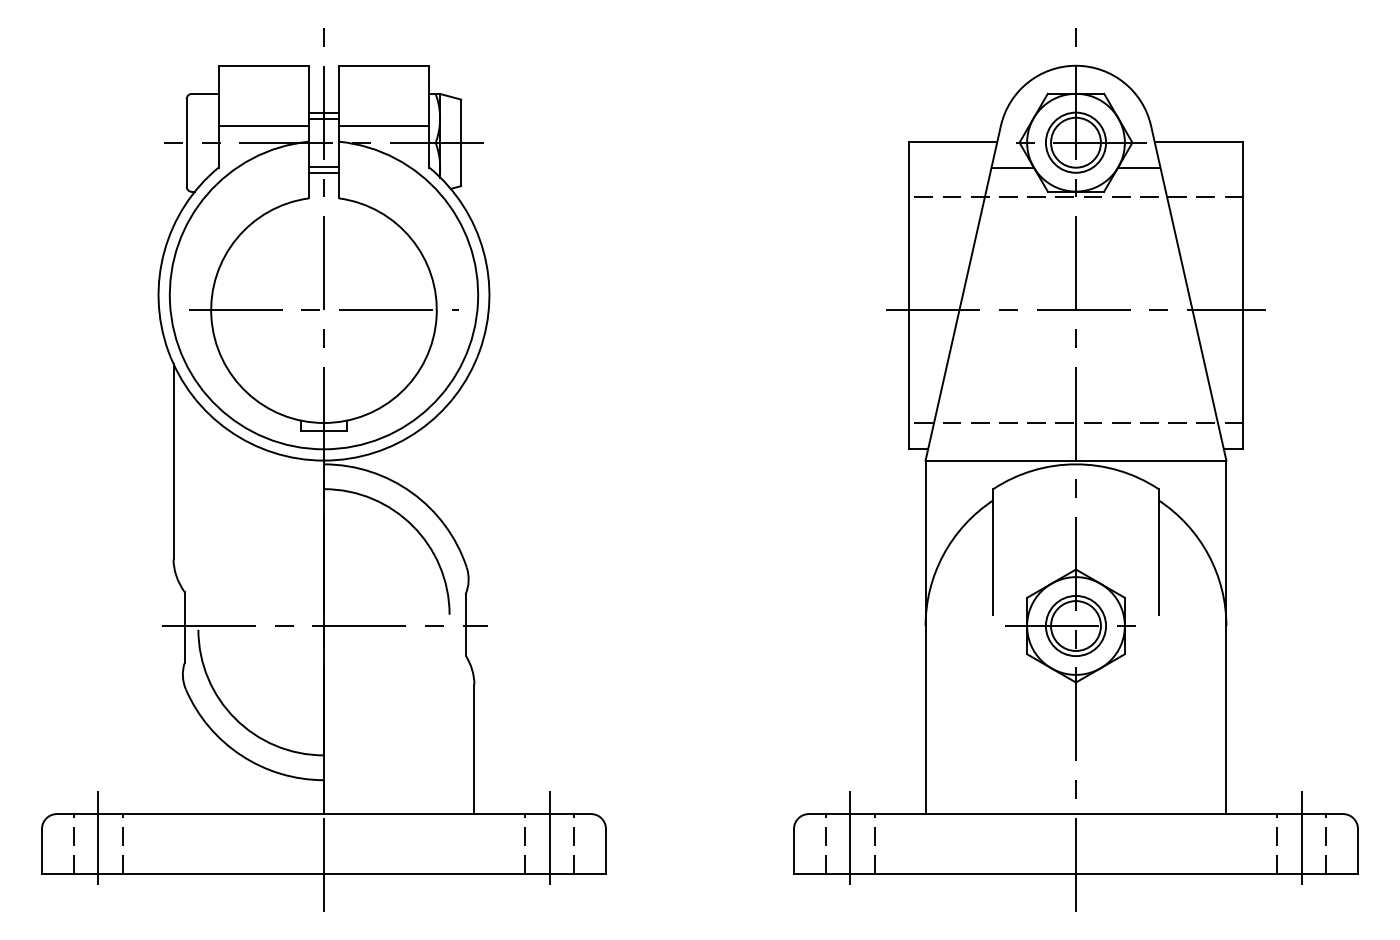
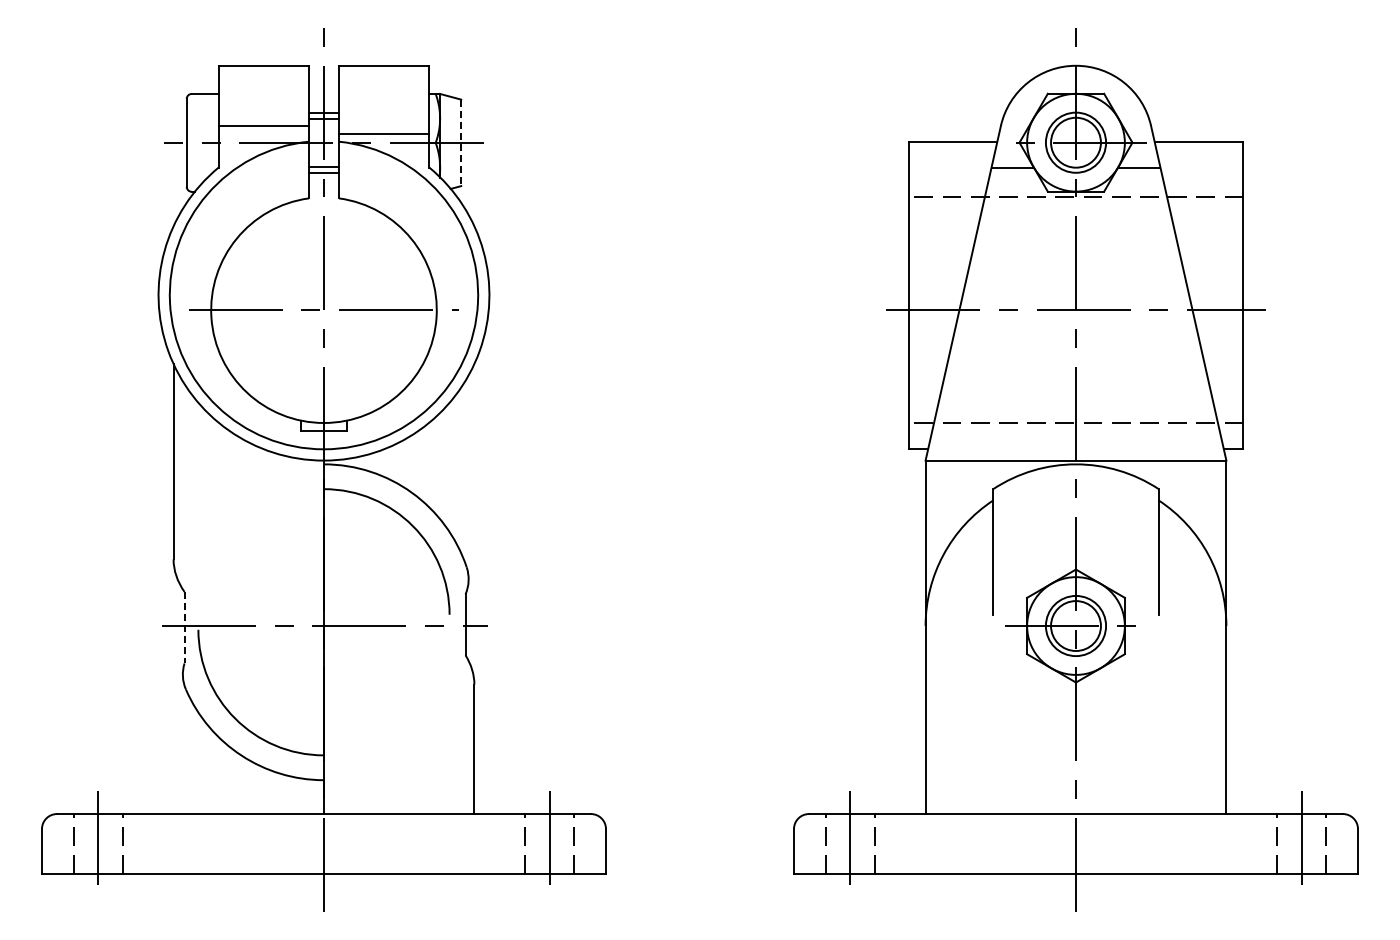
line position: (384, 125) -> (384, 133) (384, 133)
line: solid -> dashed (461, 143)
line: solid -> dashed (184, 627)
